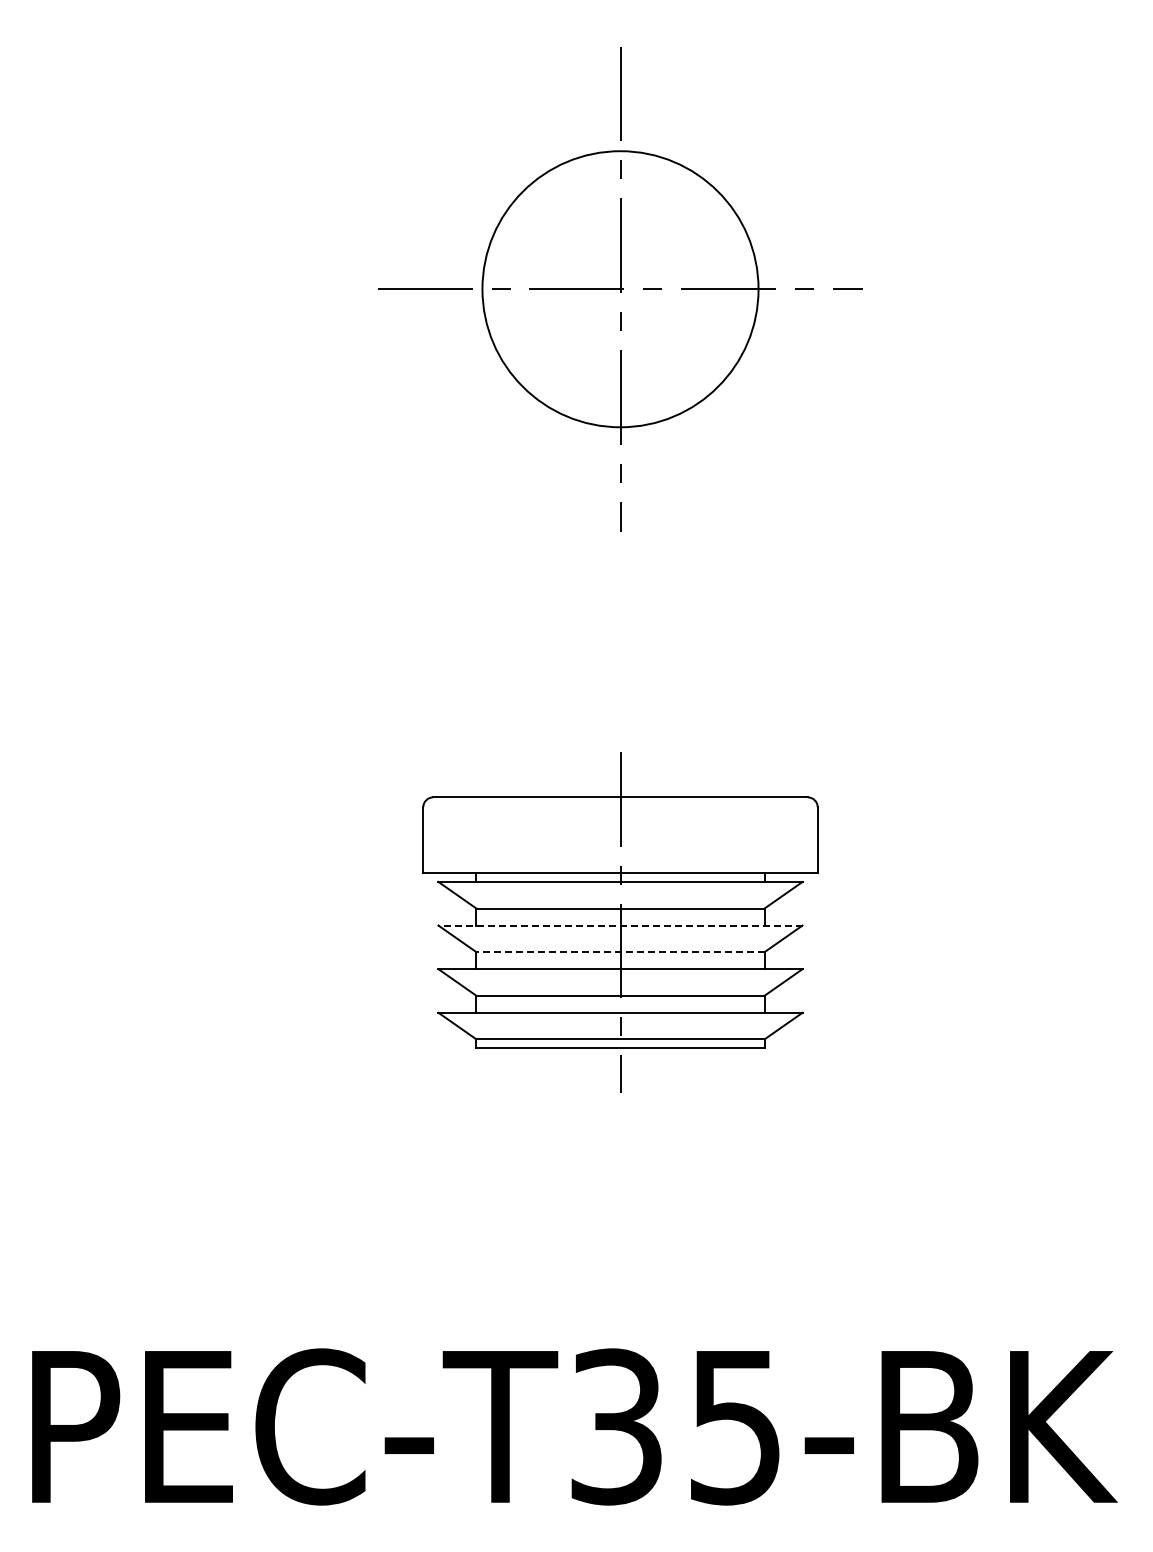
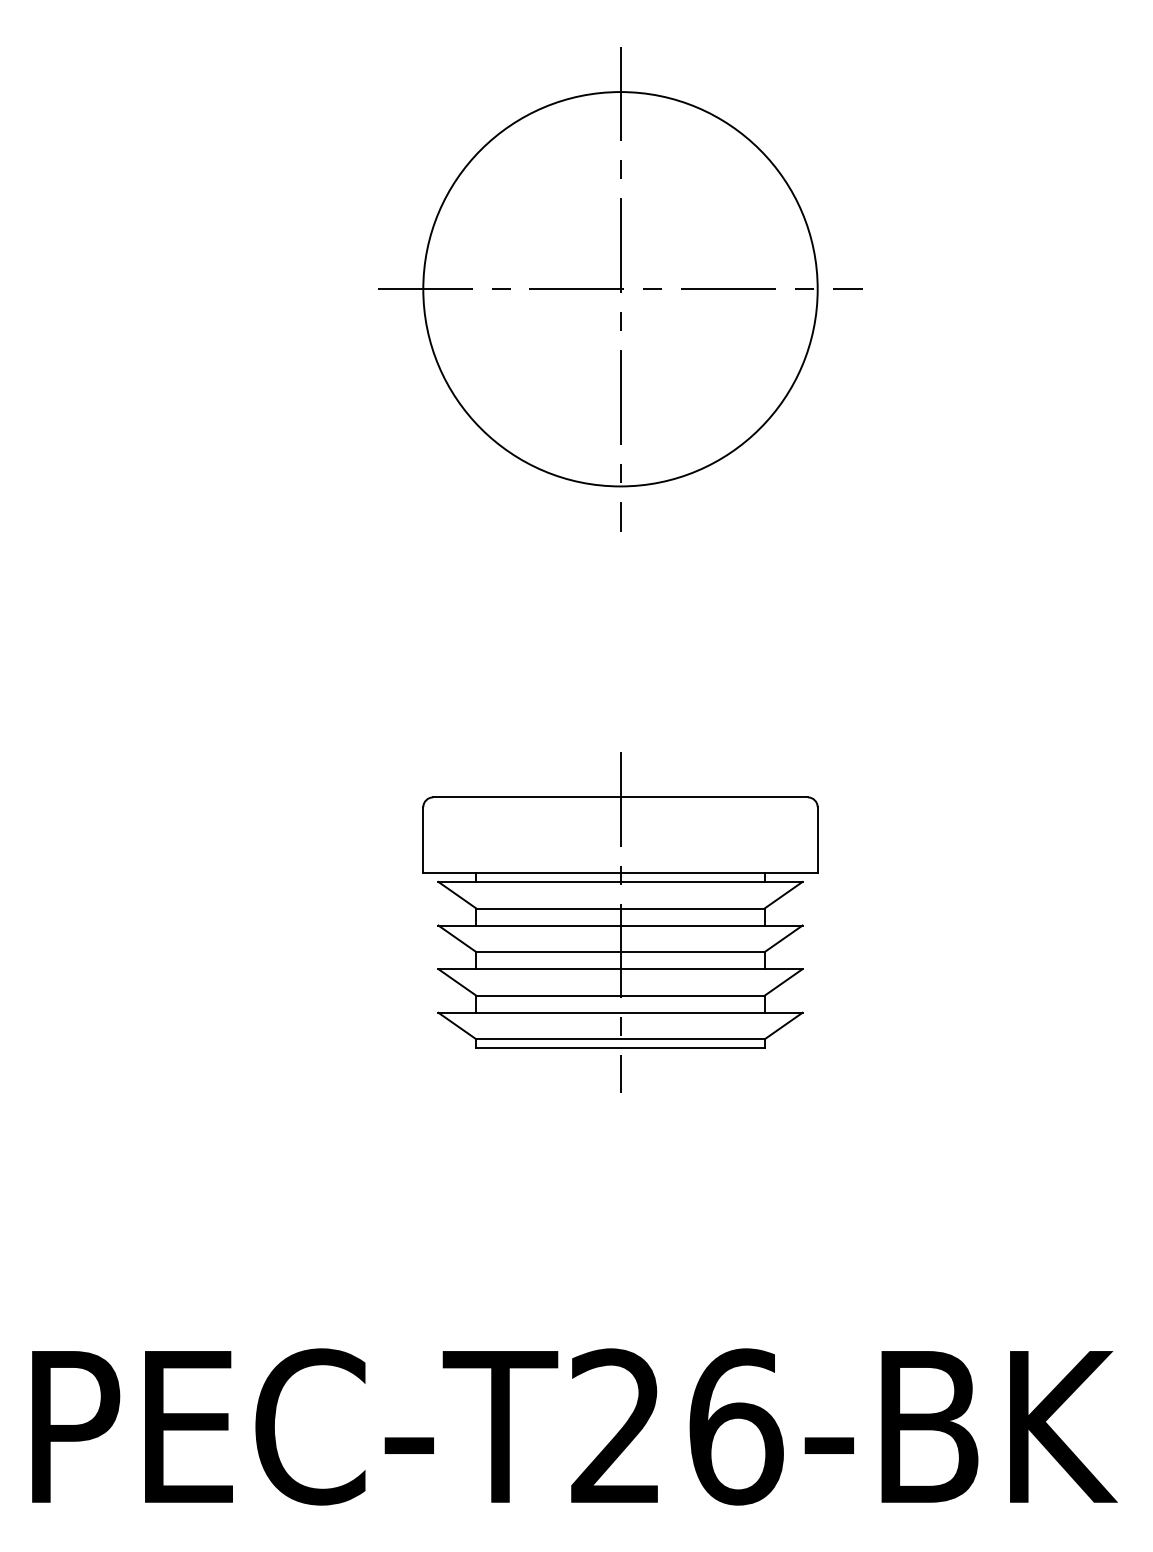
circle diameter: 276 px -> 394 px (620, 289)
line: dashed -> solid (620, 925)
line: dashed -> solid (620, 952)
text: PEC-T35-BK -> PEC-T26-BK (677, 1426)
